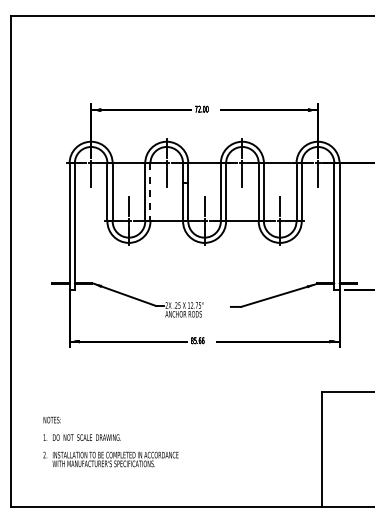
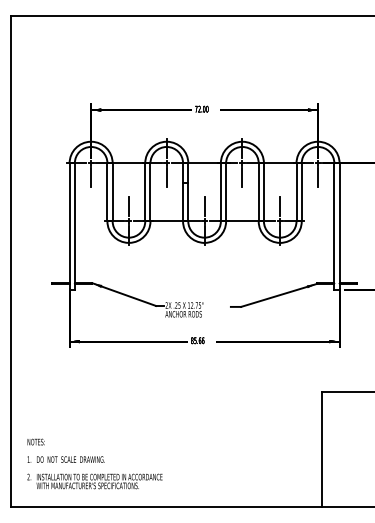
line: dashed -> solid (150, 192)
text position: (110, 441) -> (94, 463) (94, 463)
